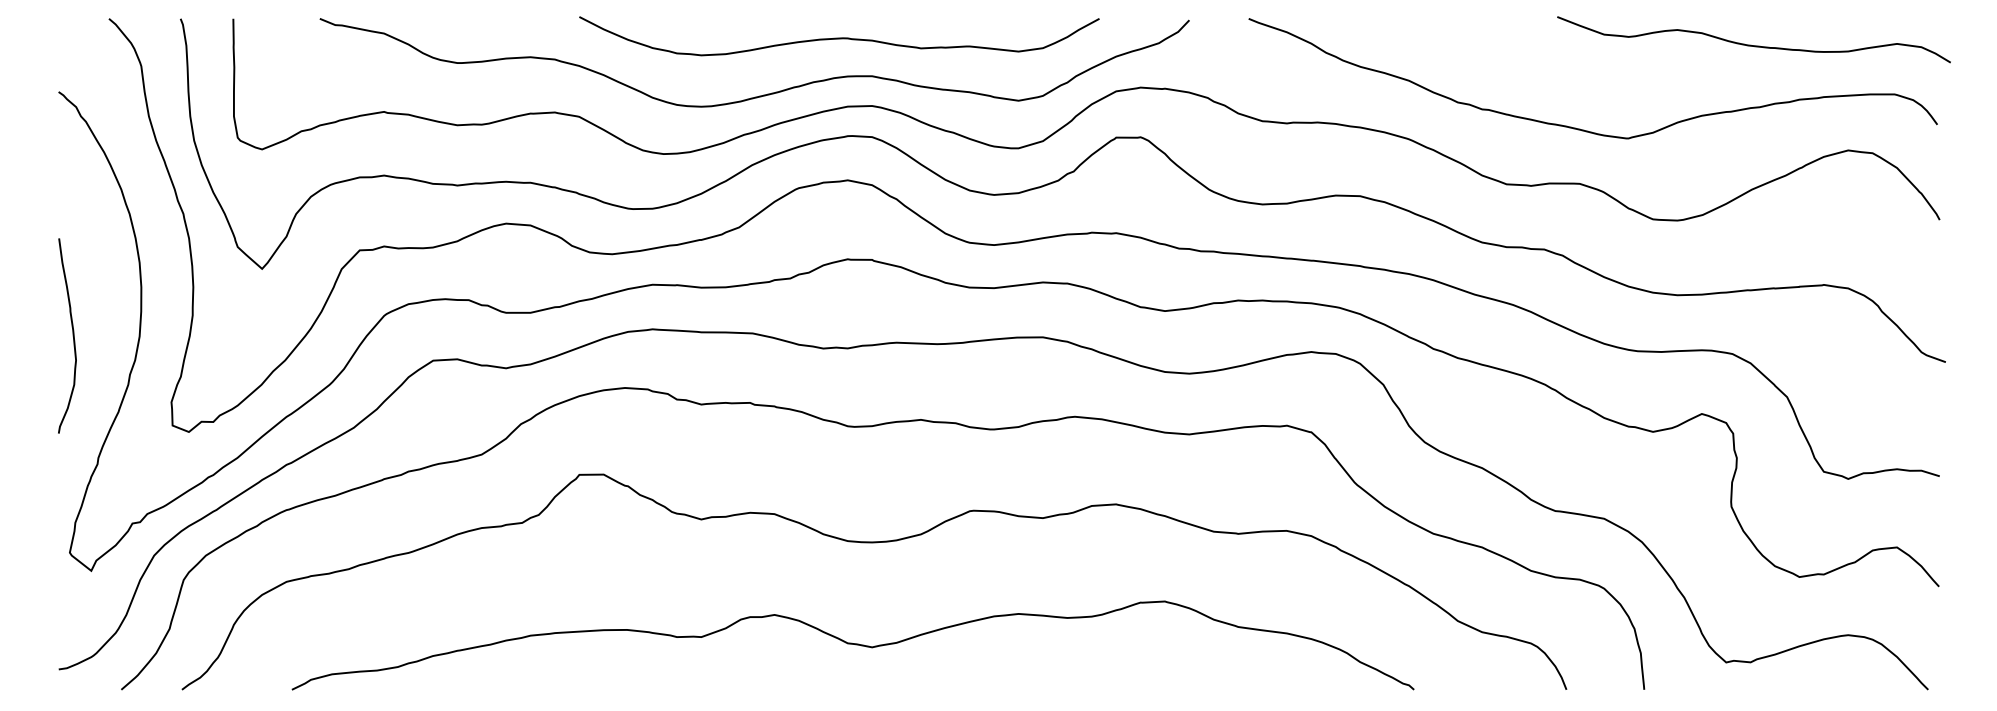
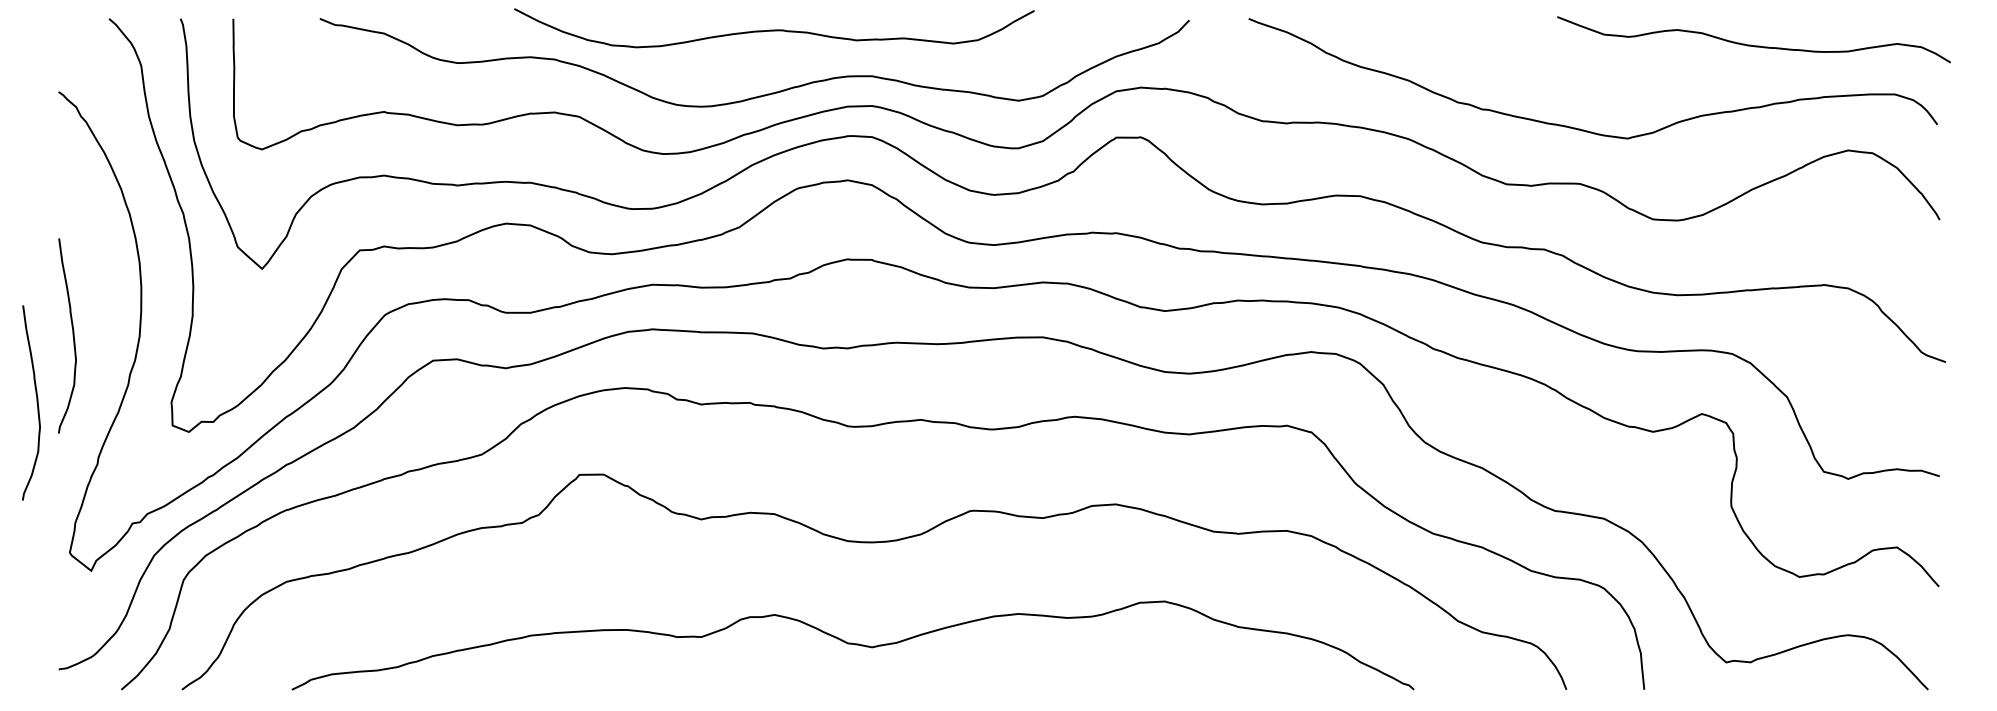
curve position: (839, 37) -> (774, 29) (774, 29)
curve: none -> present (36, 402)
